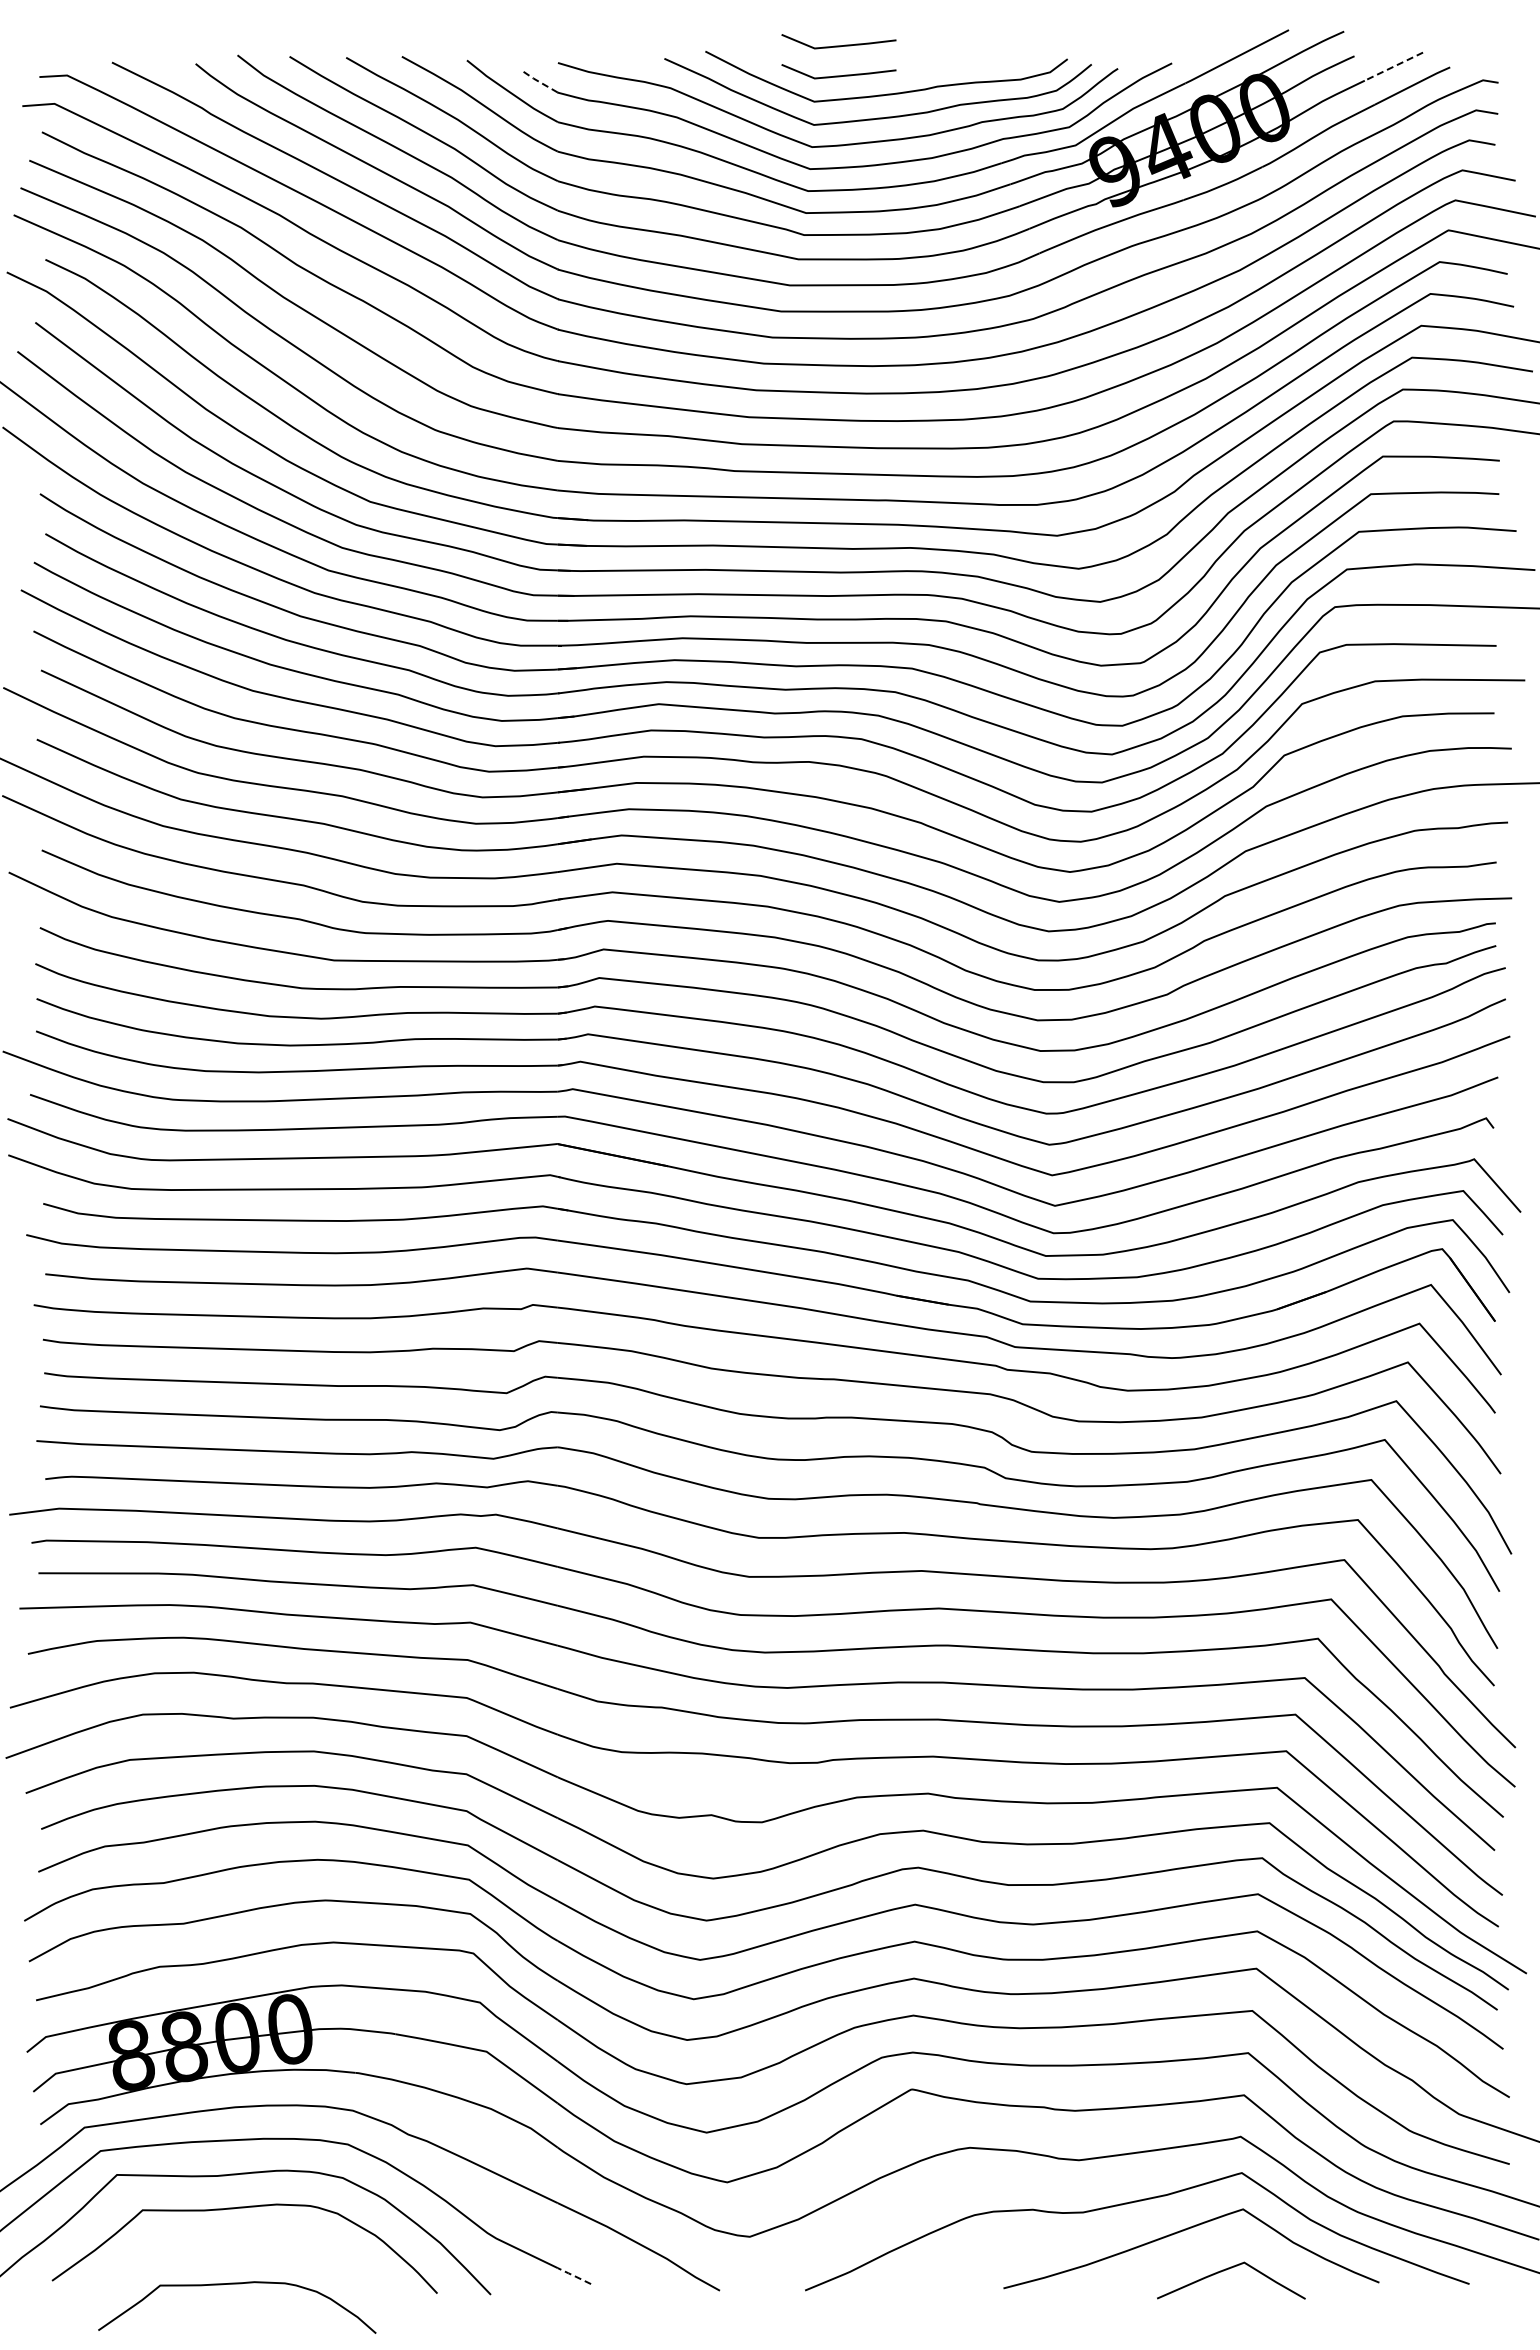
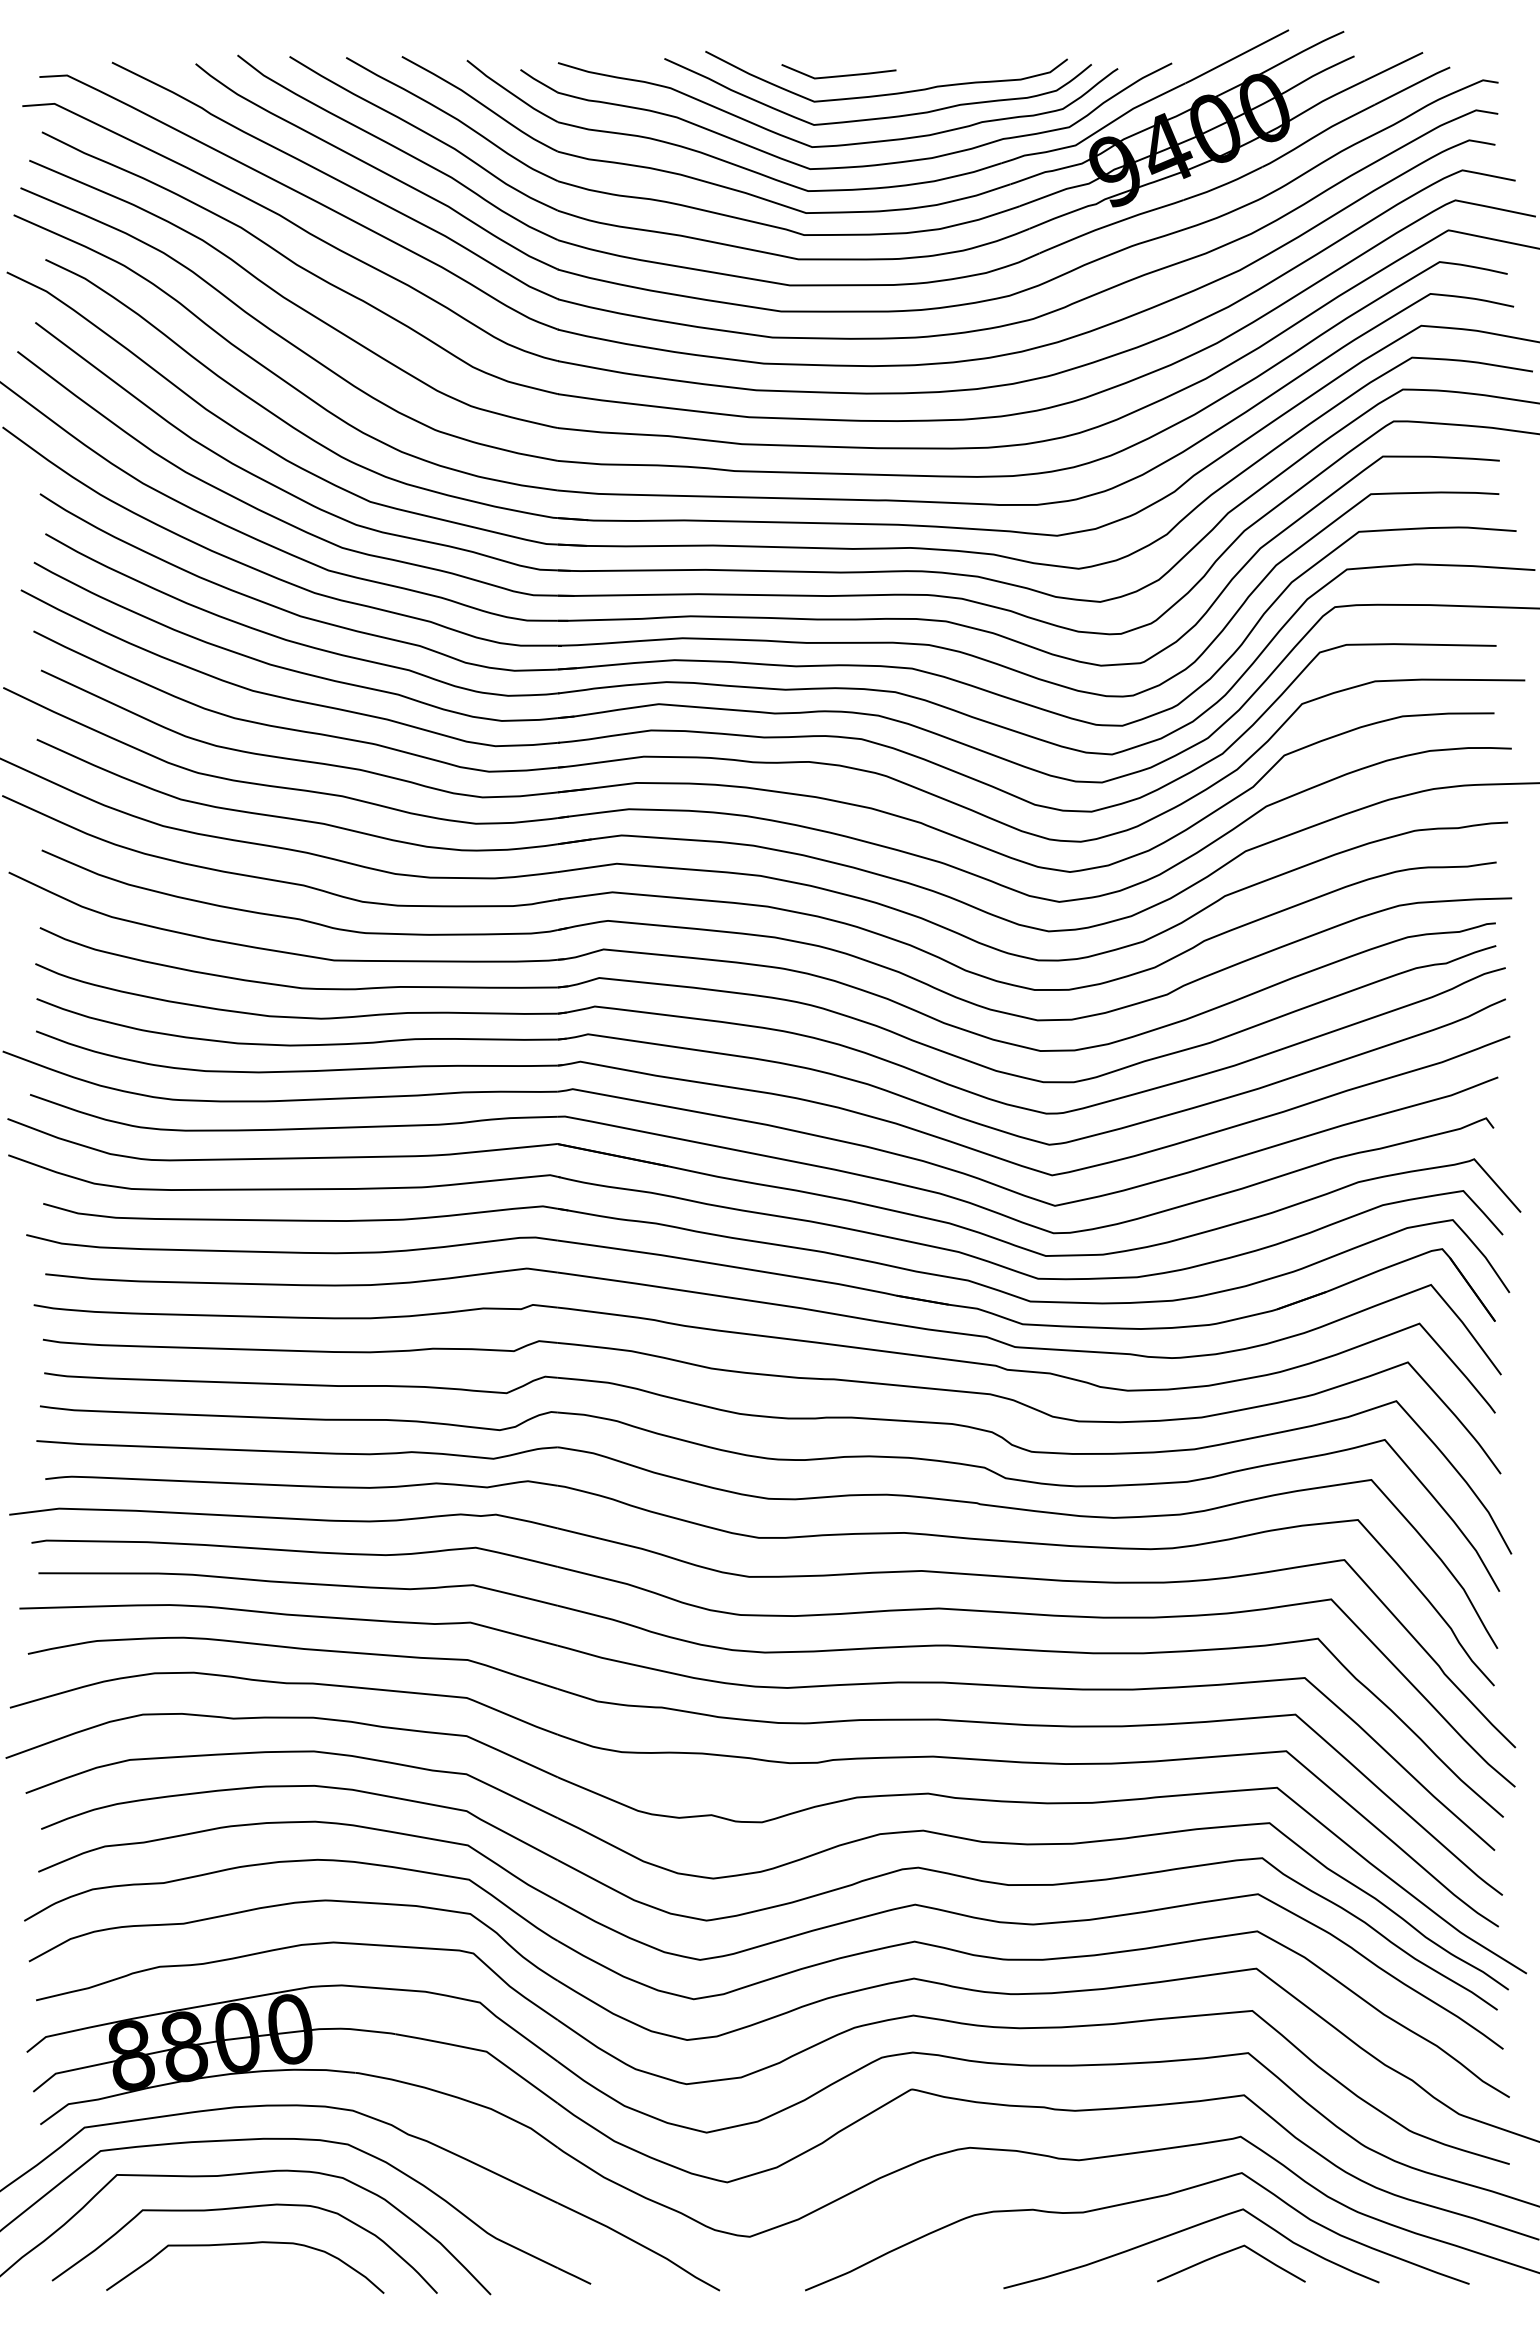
curve: present -> none (838, 45)
line: dashed -> solid (1393, 66)
line: dashed -> solid (537, 81)
curve position: (1229, 2269) -> (1229, 2252) (1229, 2252)
line: dashed -> solid (573, 2275)
curve position: (237, 2284) -> (245, 2244) (245, 2244)
